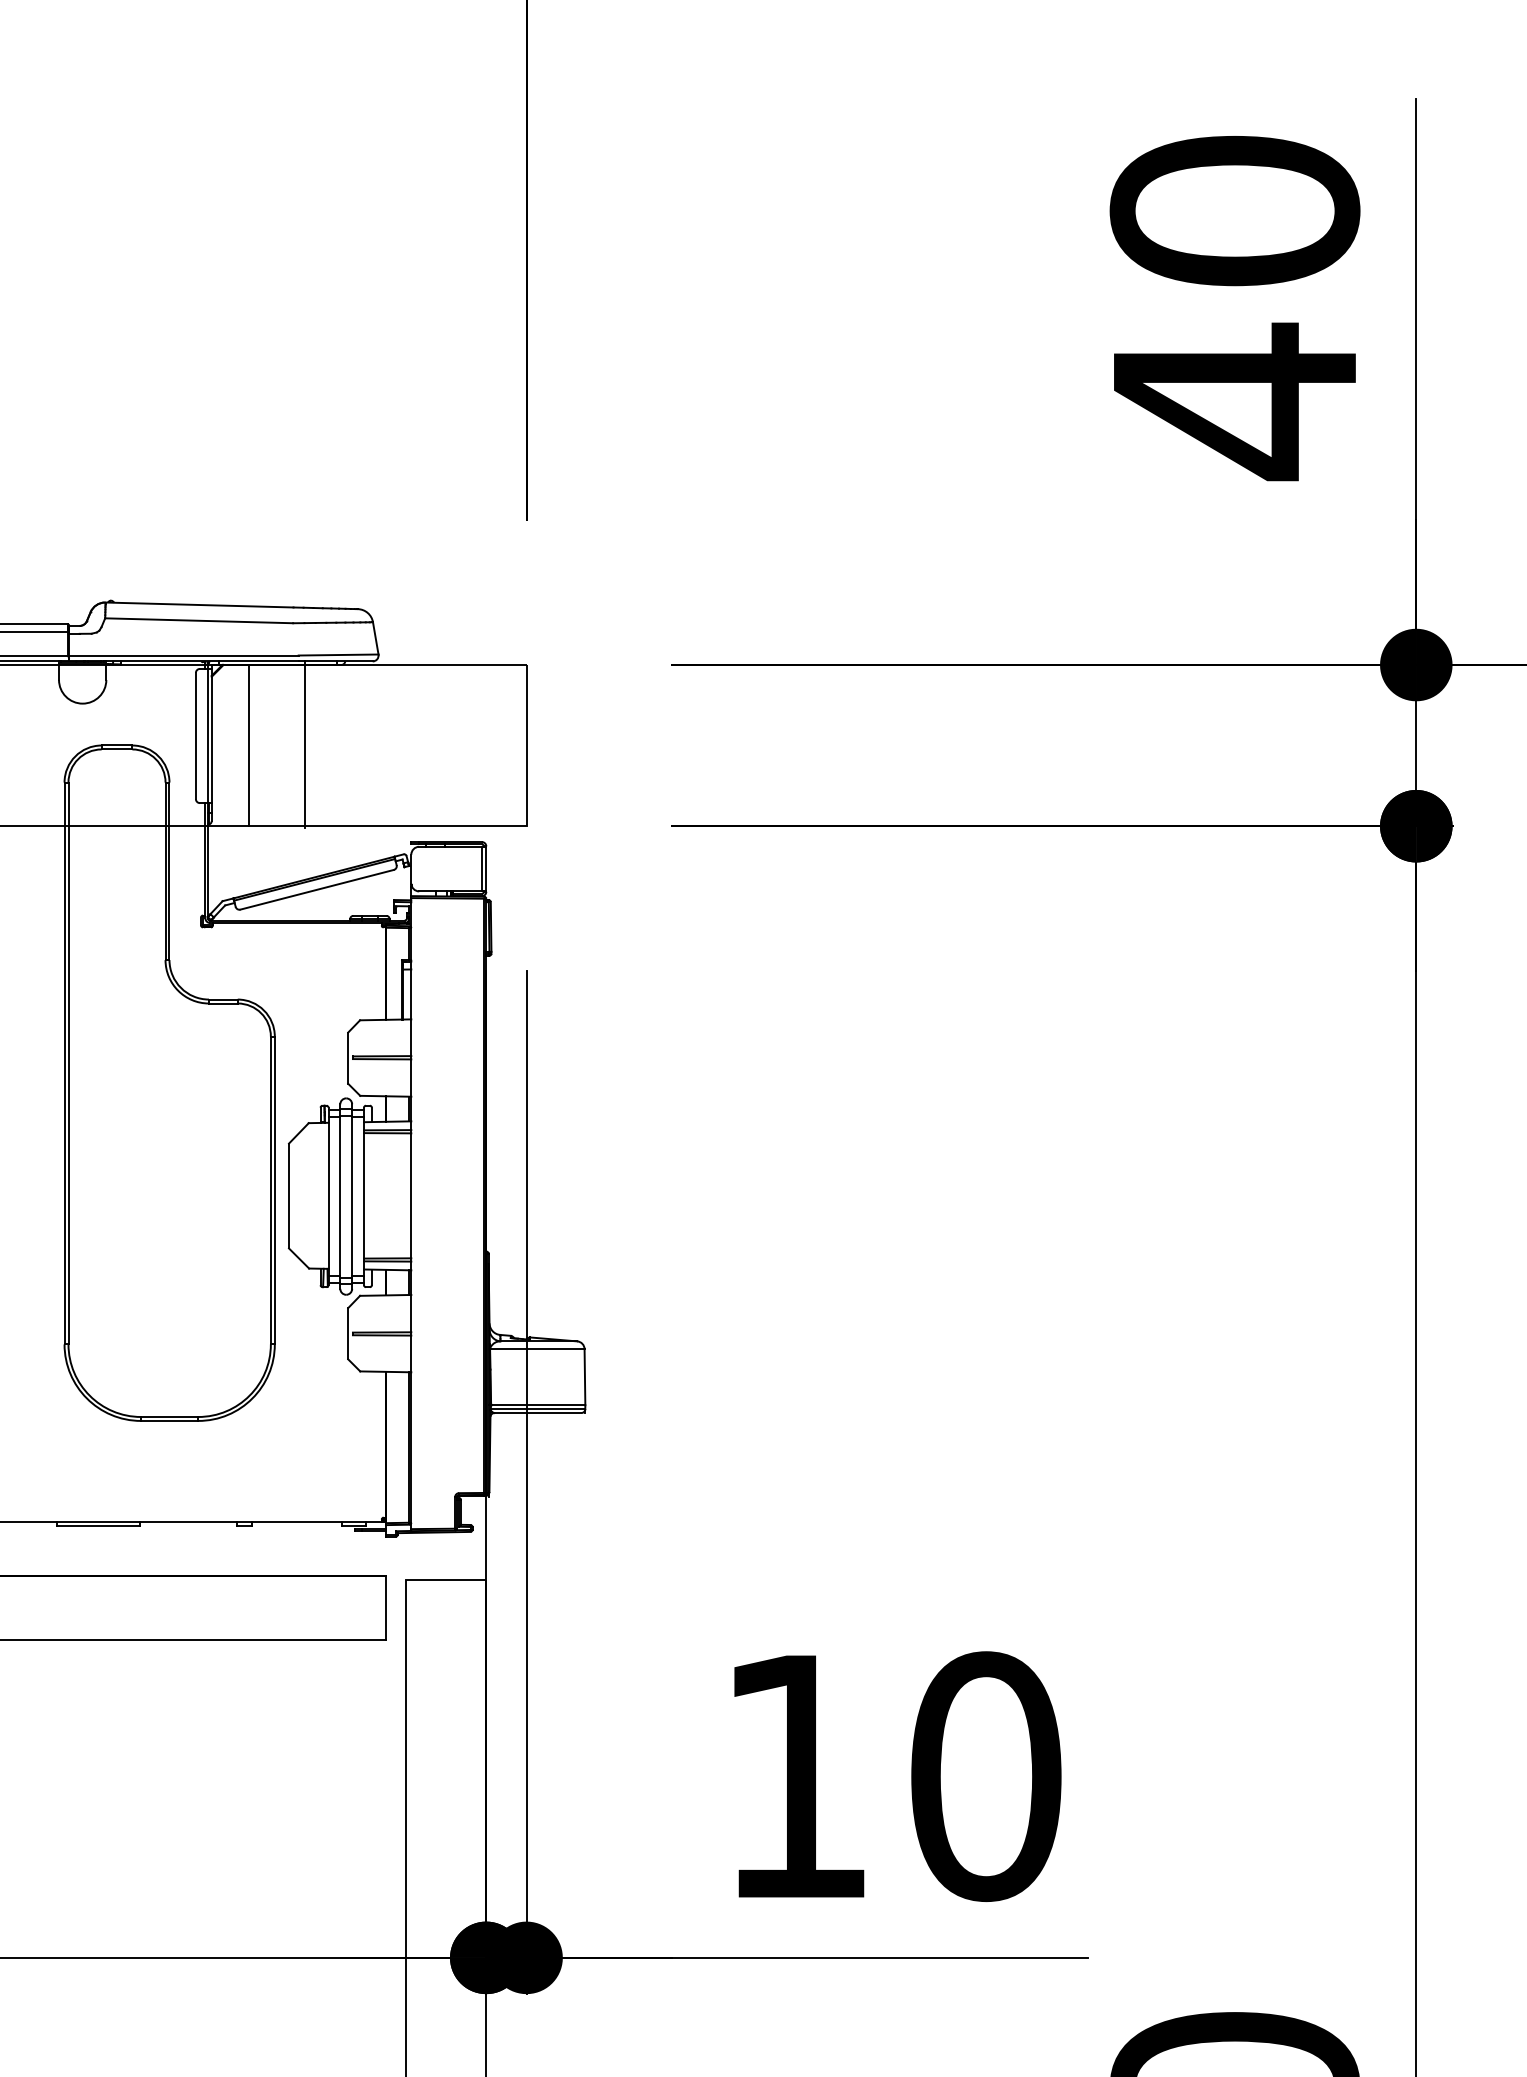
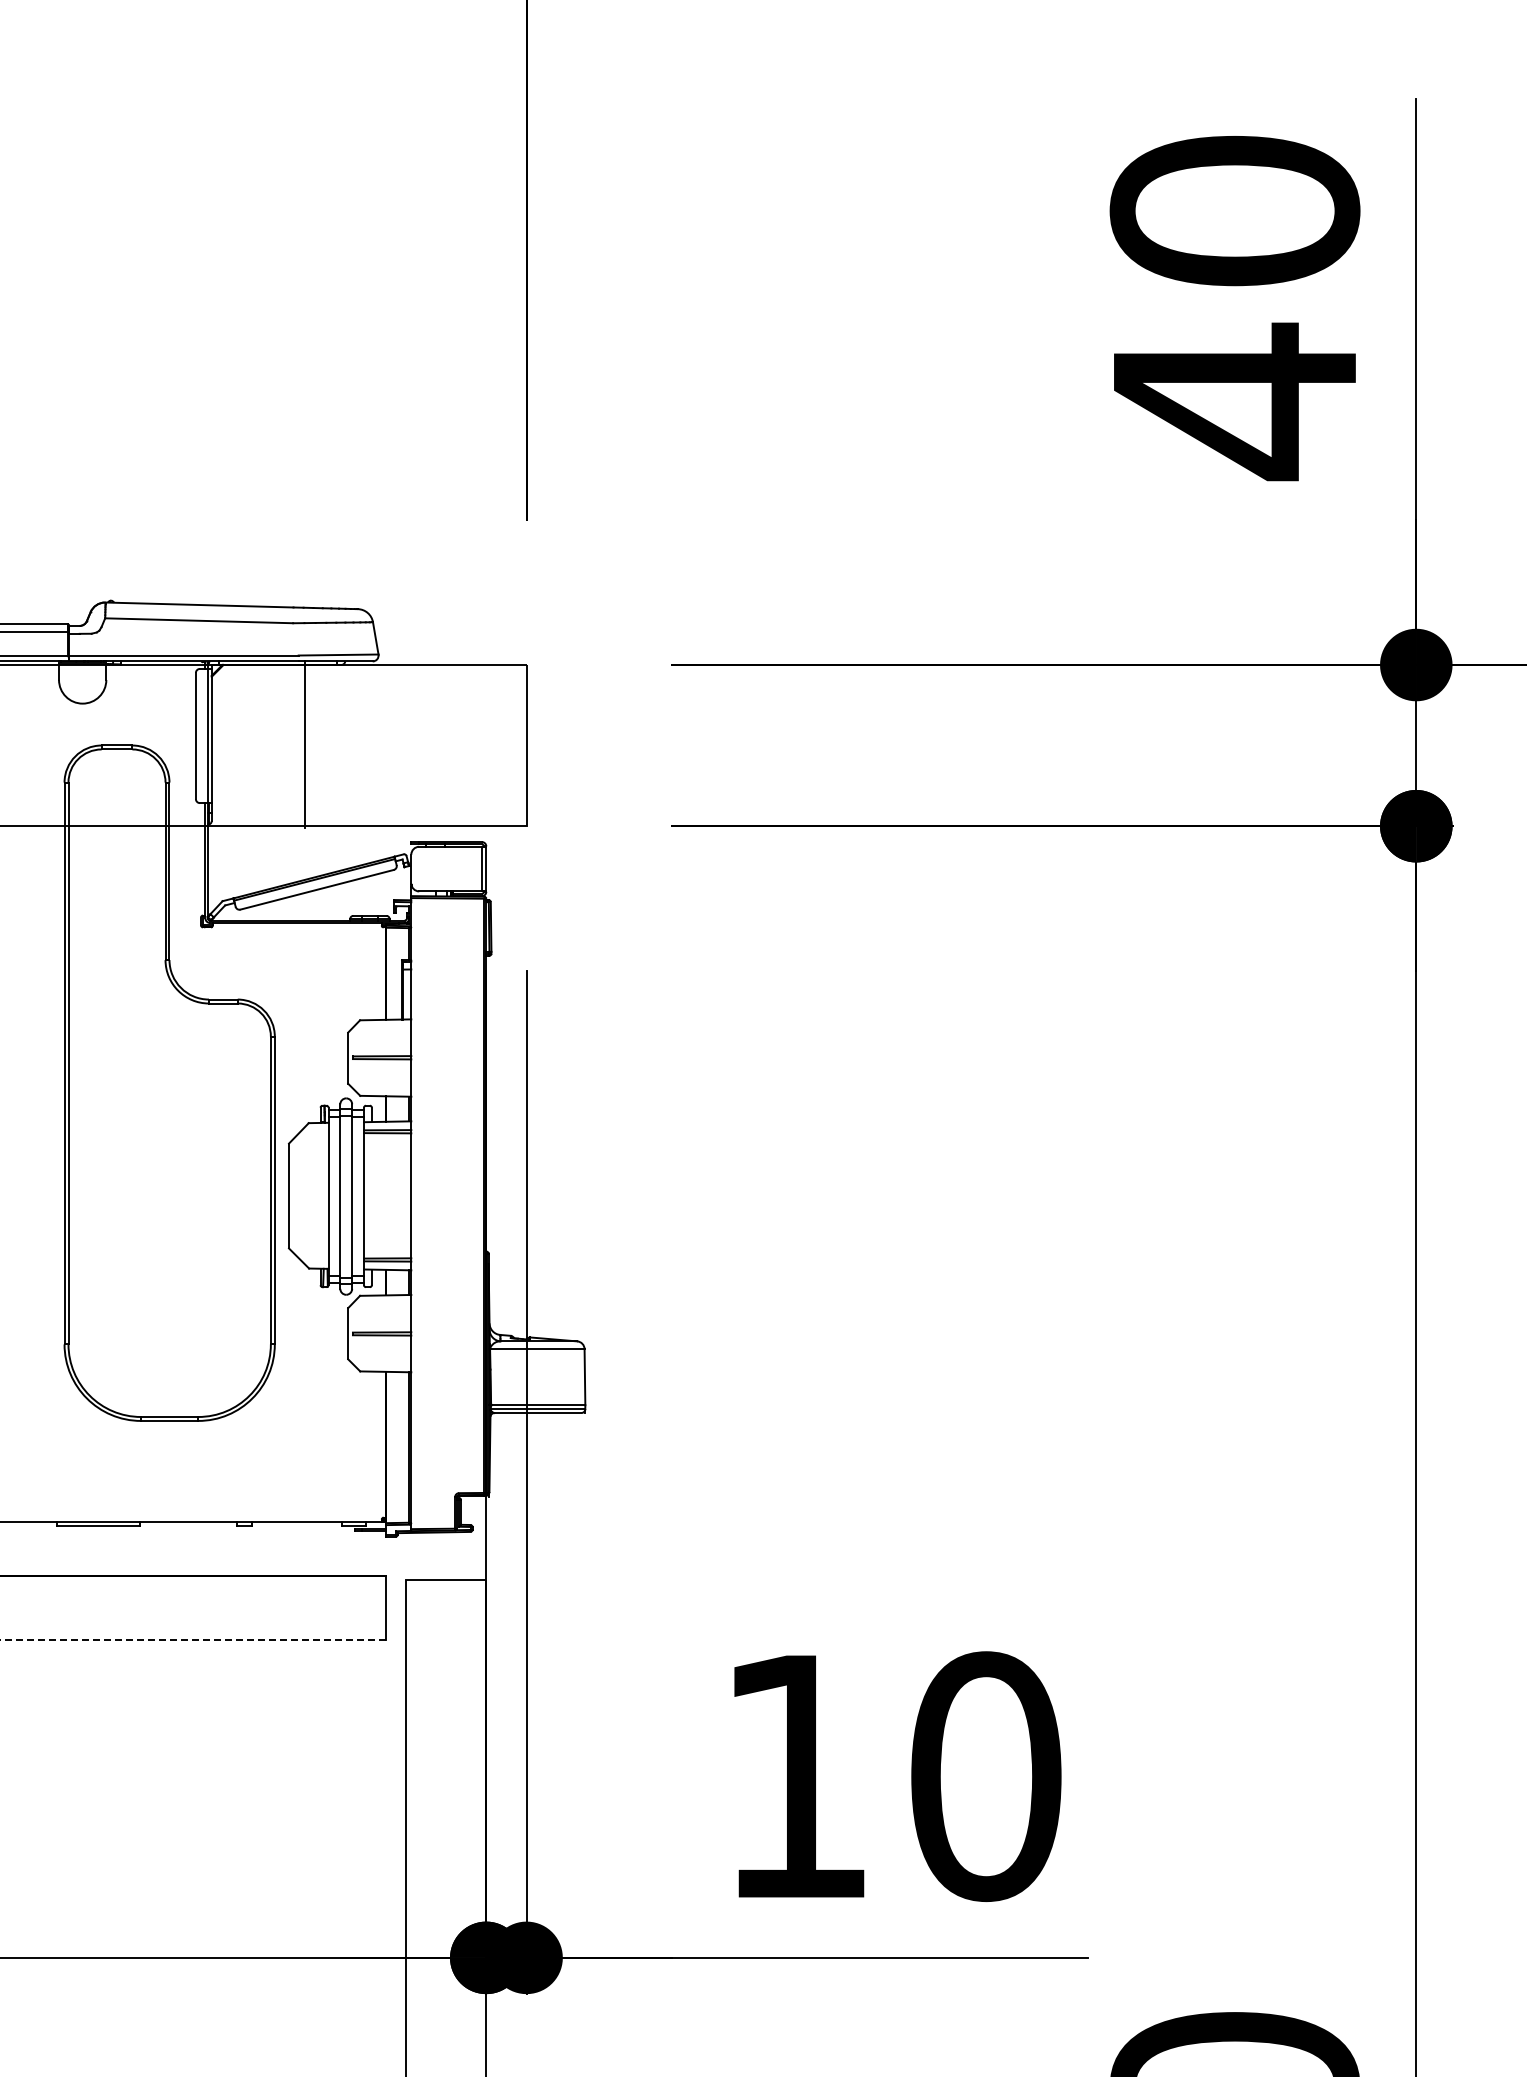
line: present -> none (248, 745)
line: solid -> dashed (193, 1640)
